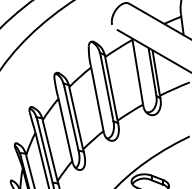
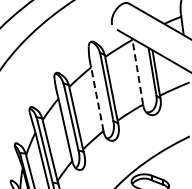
line: solid -> dashed (137, 71)
line: solid -> dashed (97, 98)
